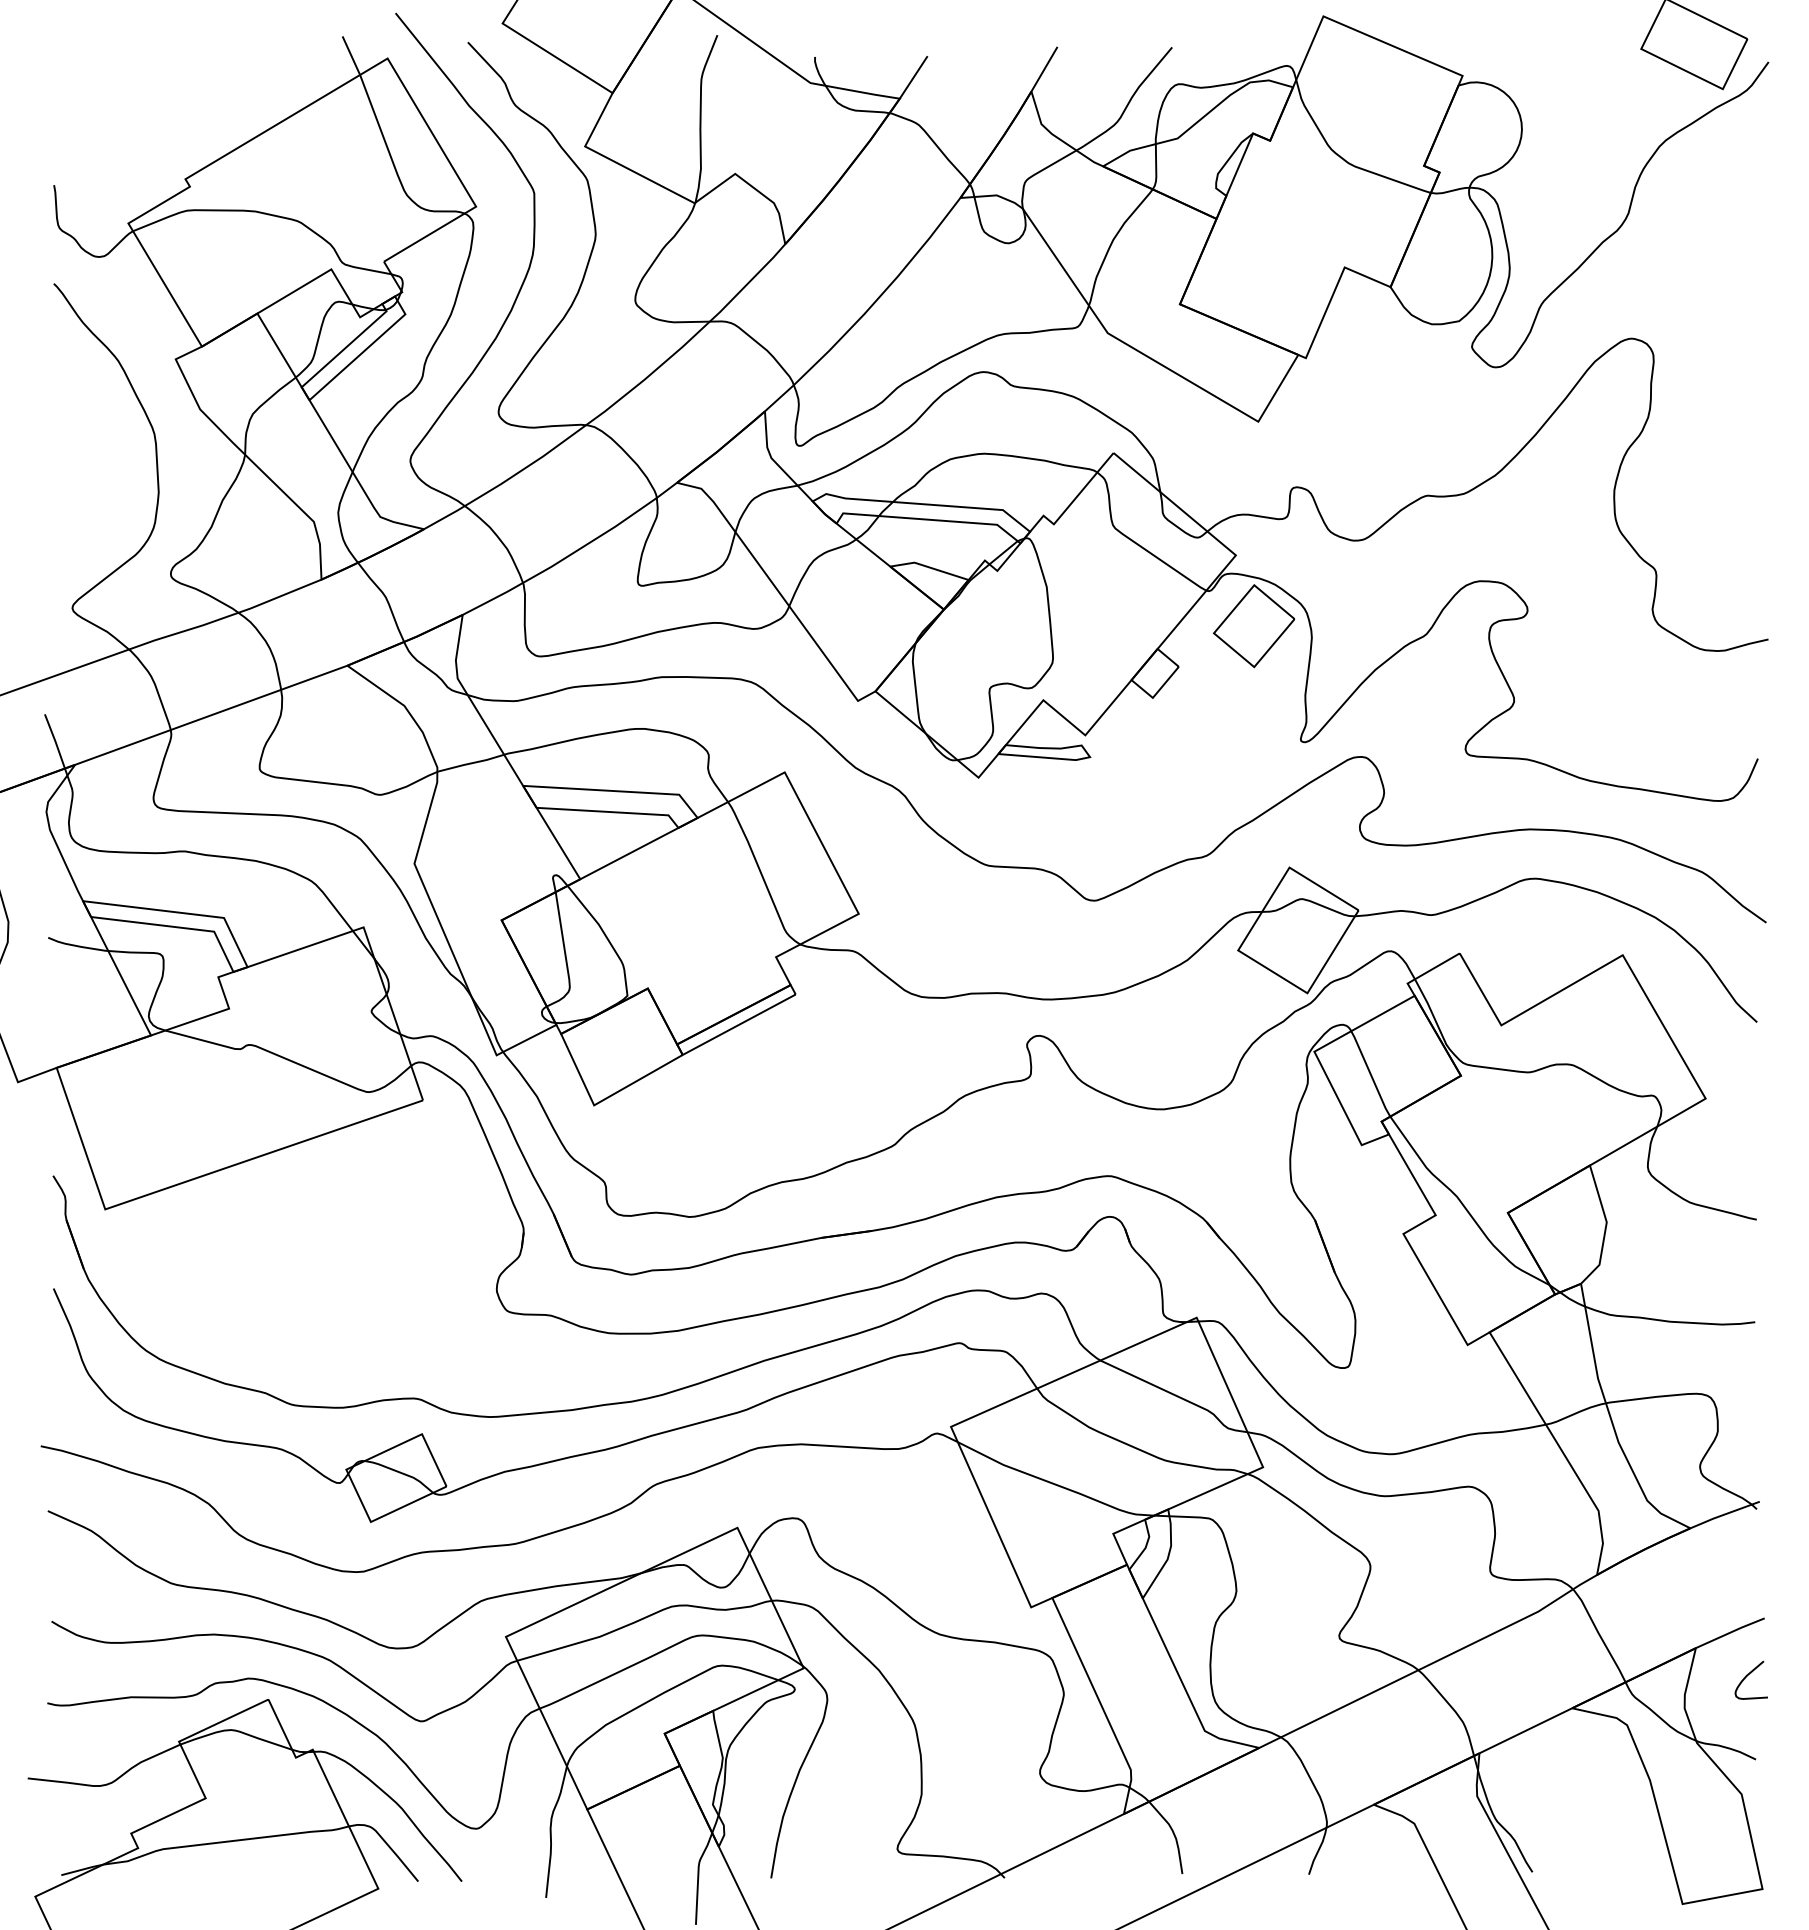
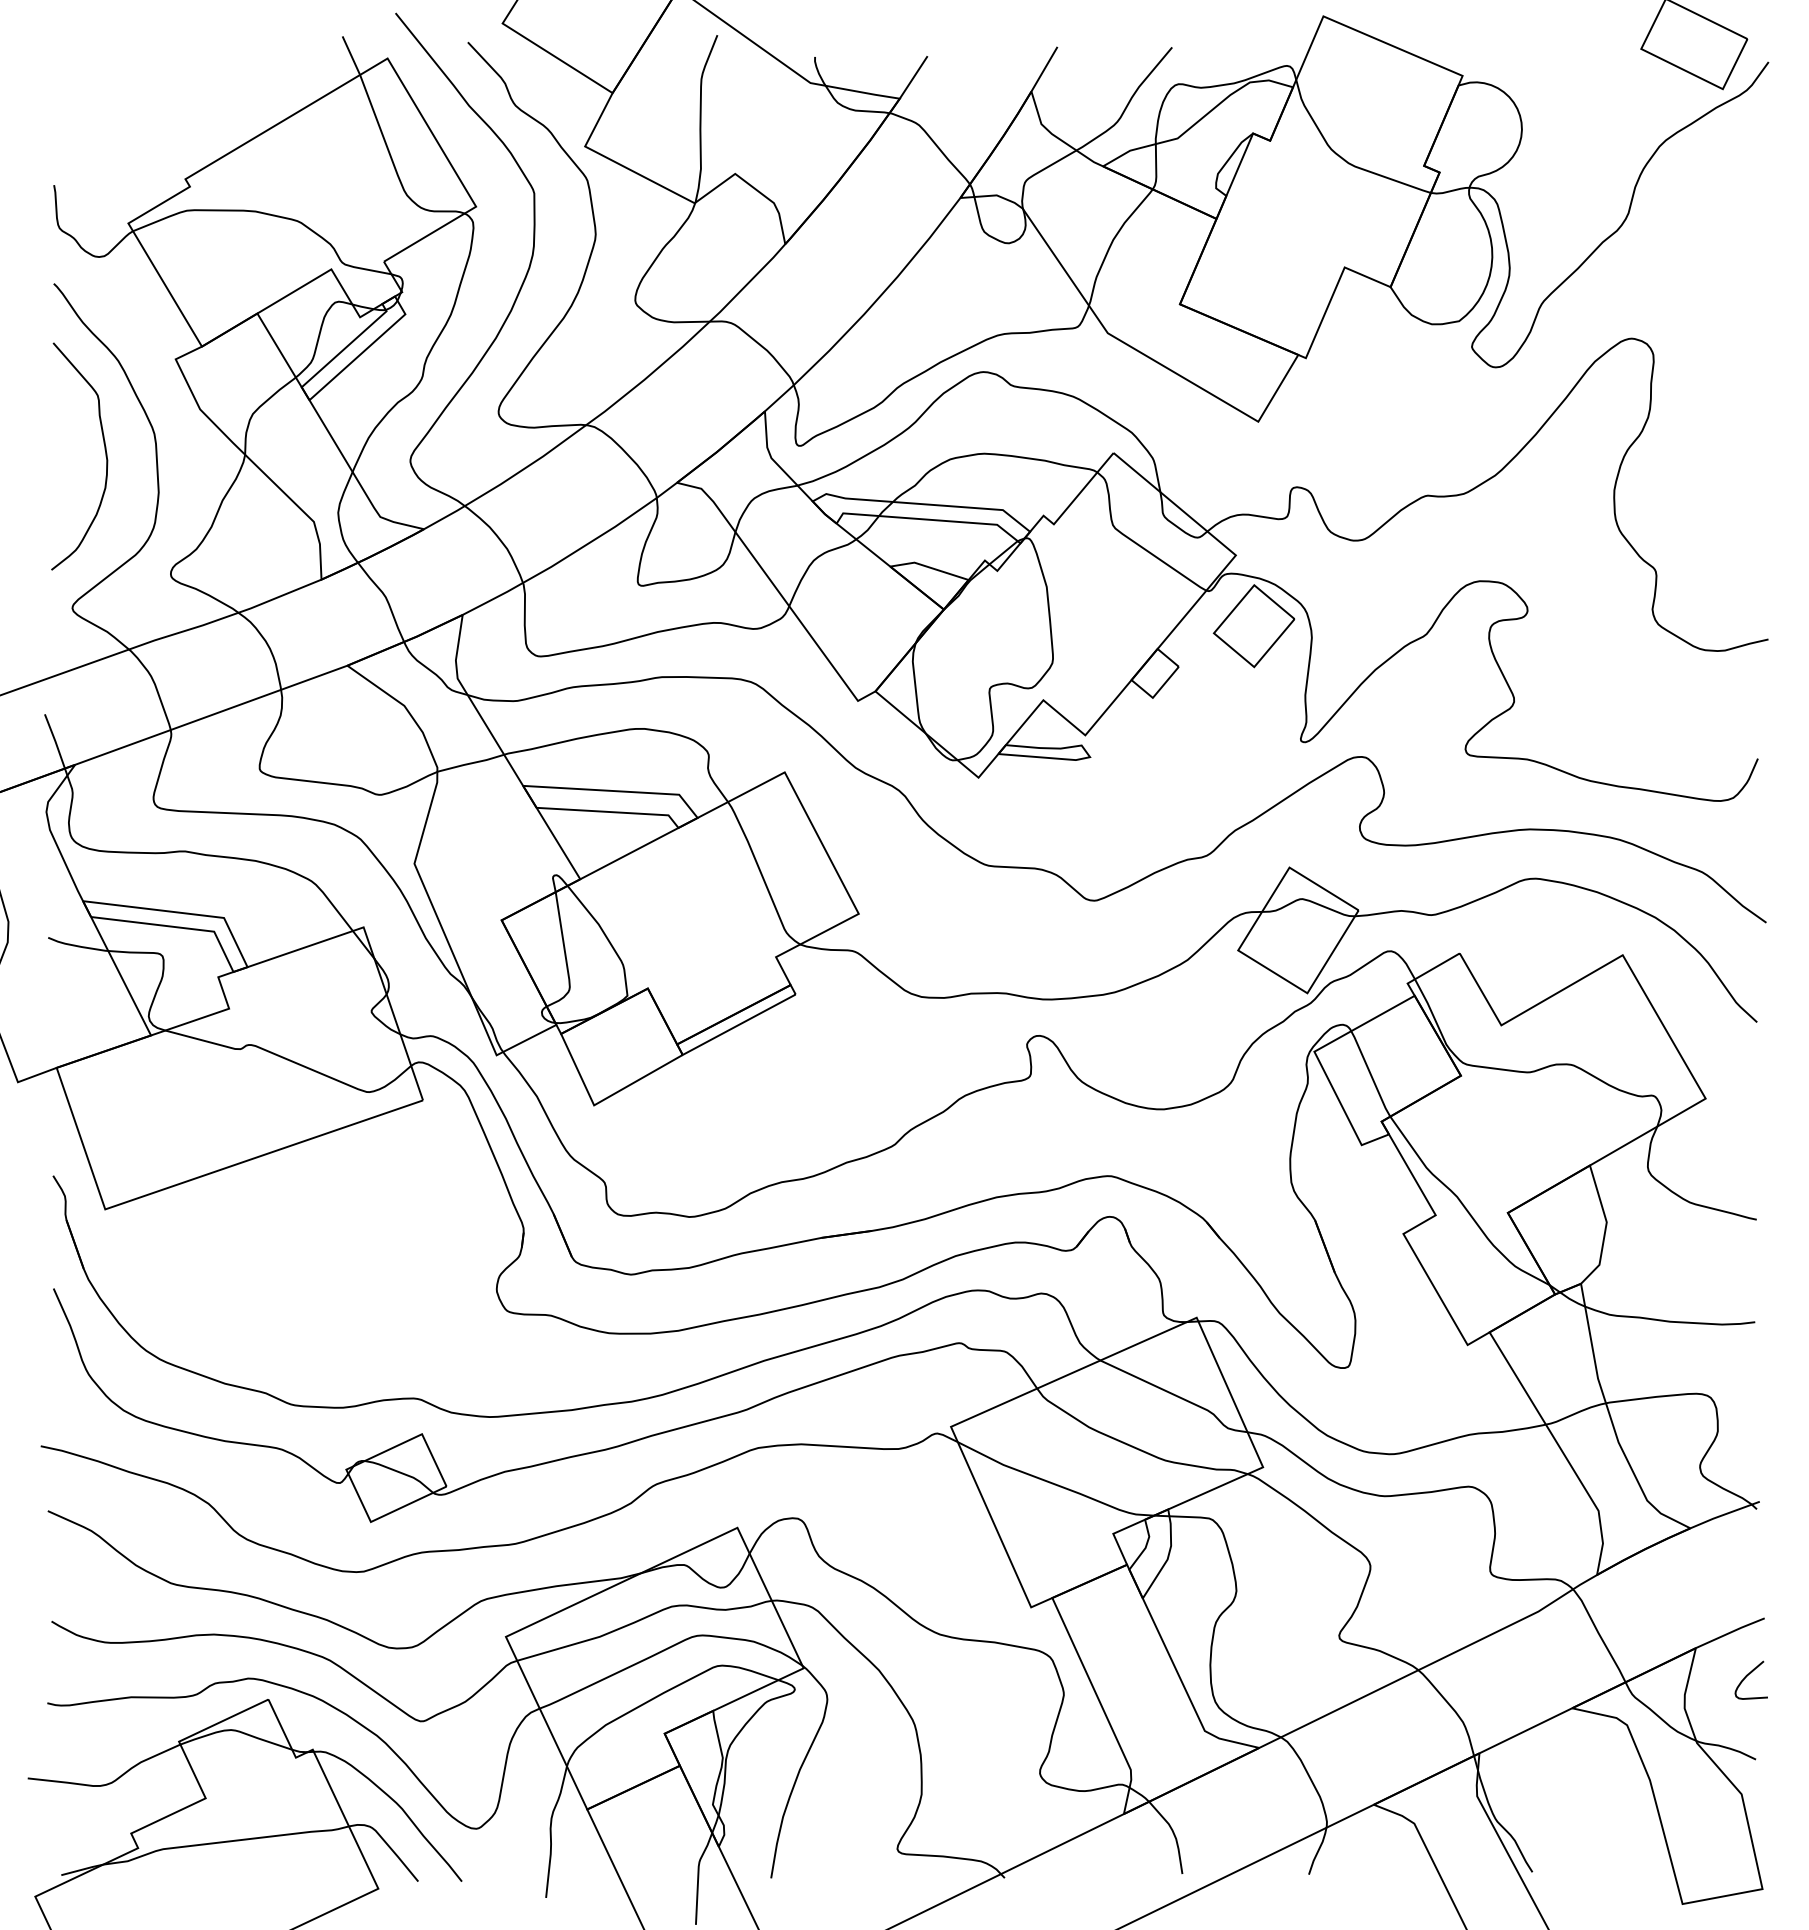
curve: none -> present (104, 449)
